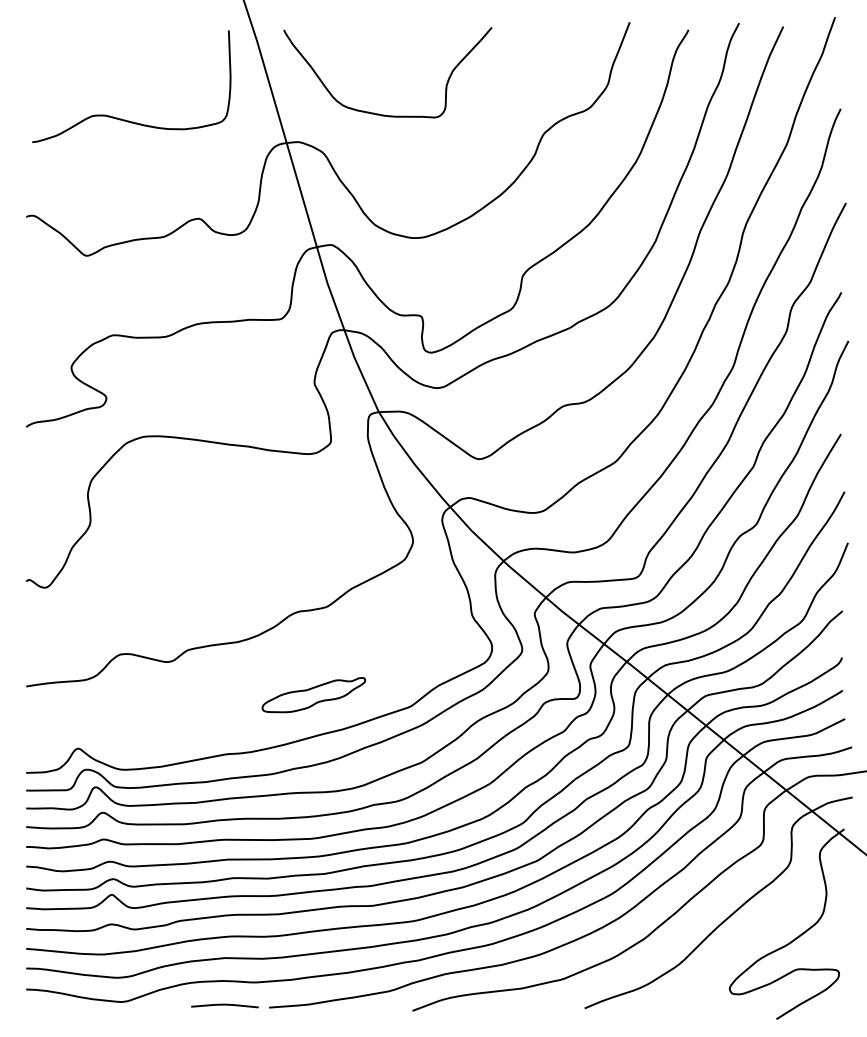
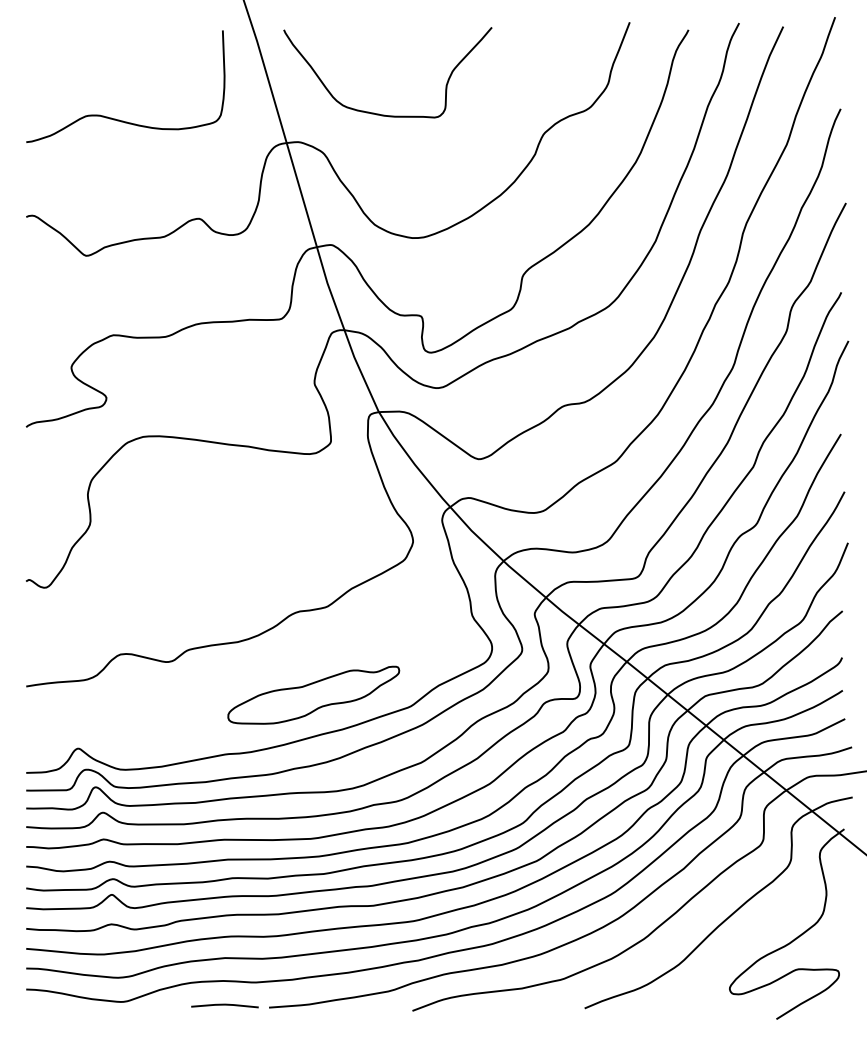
curve position: (121, 118) -> (115, 118) (115, 118)
part size: 105x37 px -> 174x60 px (313, 694)
